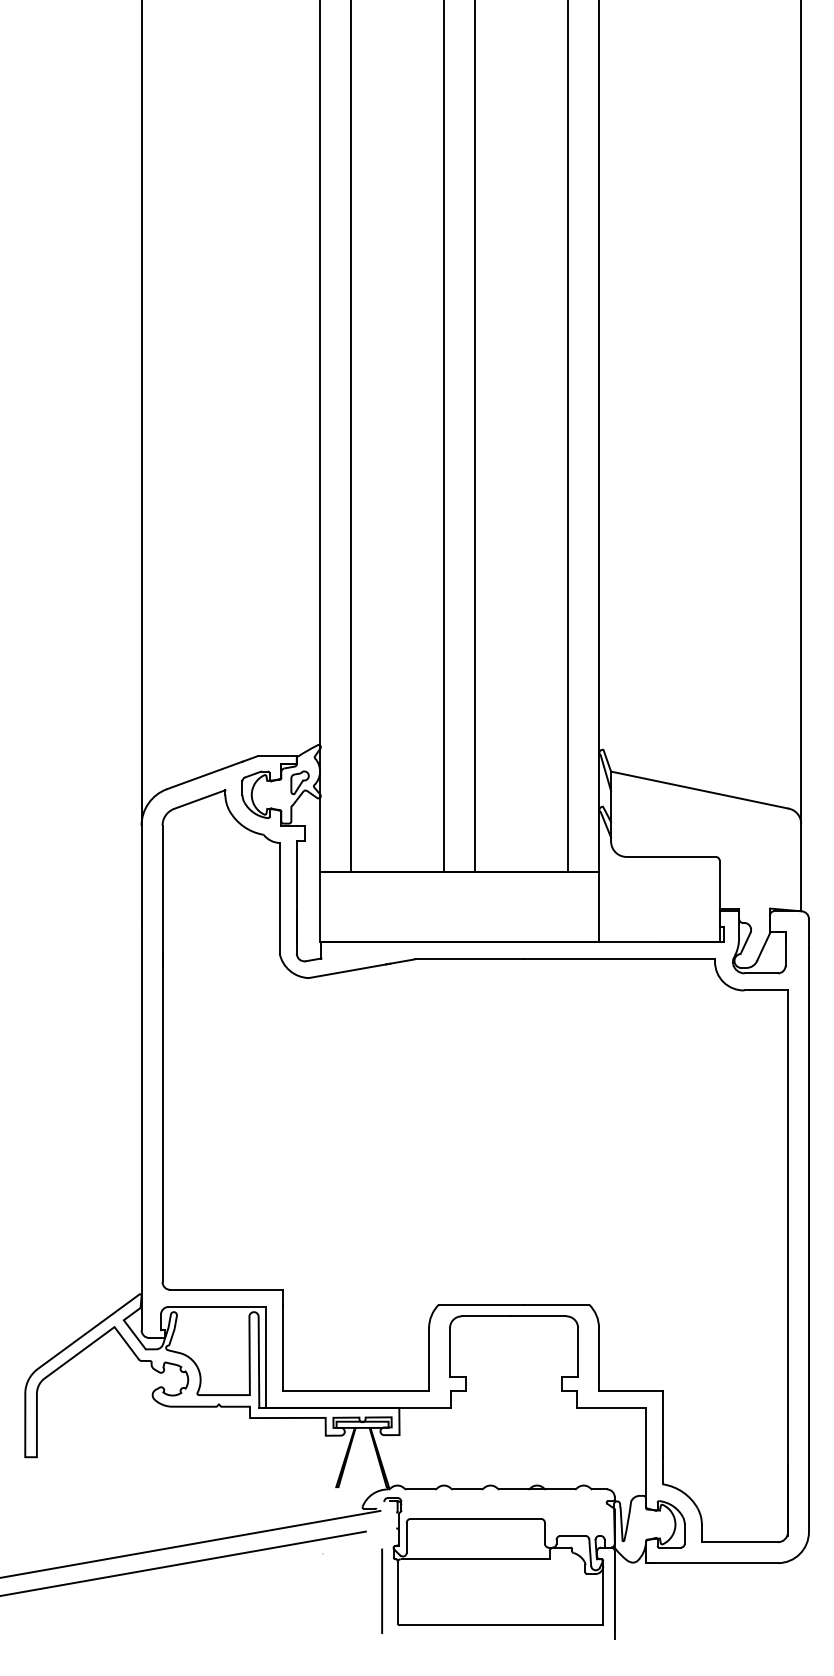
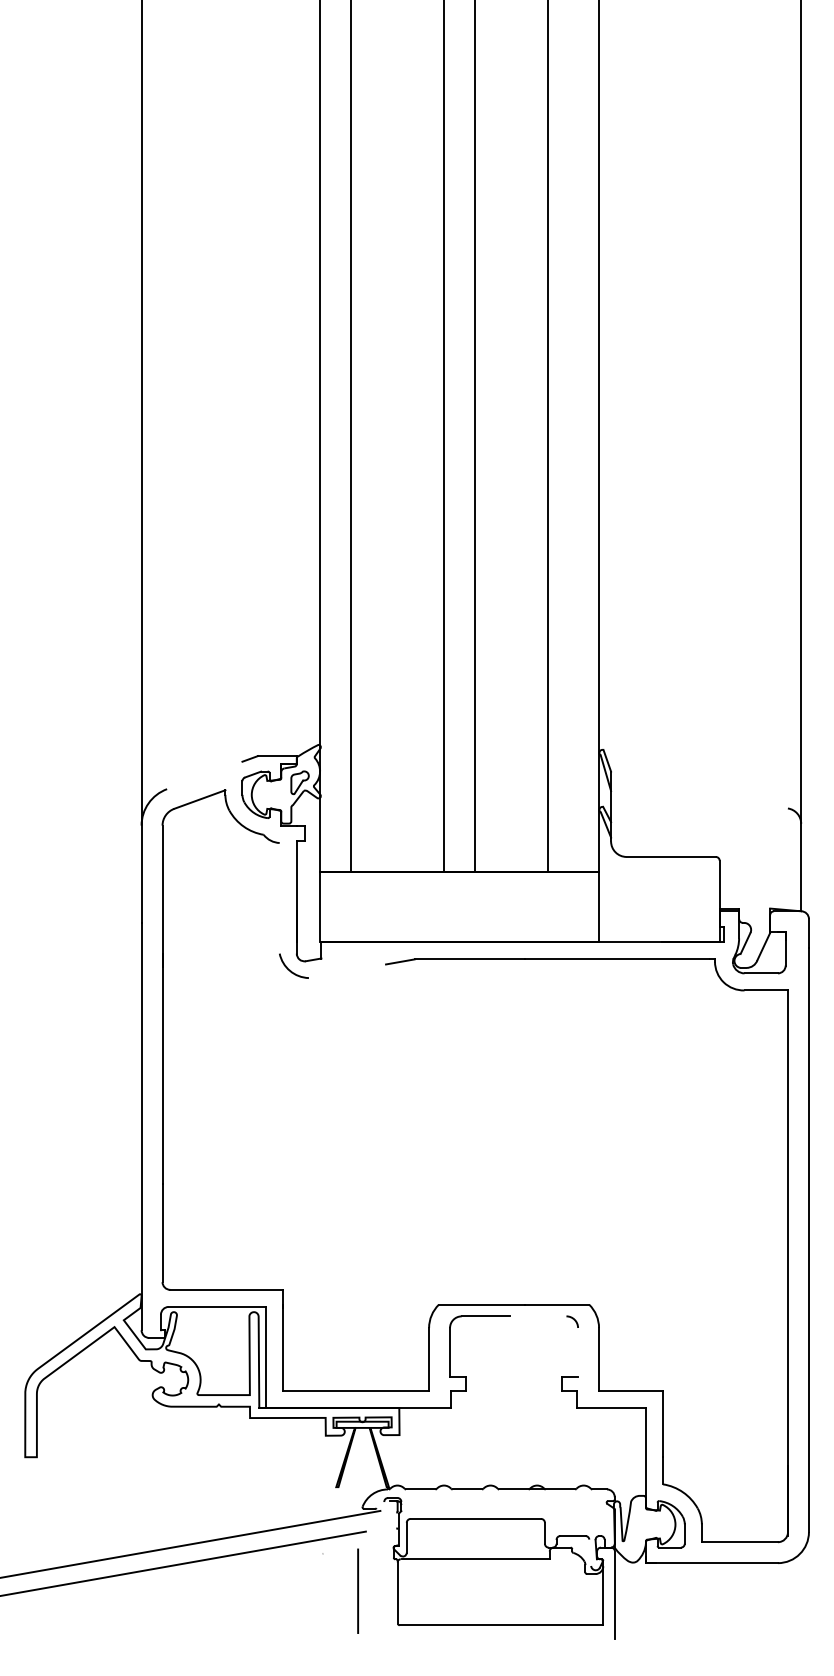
line position: (568, 437) -> (548, 437) (548, 437)
line: present -> none (204, 775)
line: present -> none (699, 789)
line: present -> none (279, 898)
line: present -> none (349, 970)
line: present -> none (538, 1316)
line: present -> none (578, 1352)
line: present -> none (590, 1552)
line position: (381, 1590) -> (357, 1590) (357, 1590)
